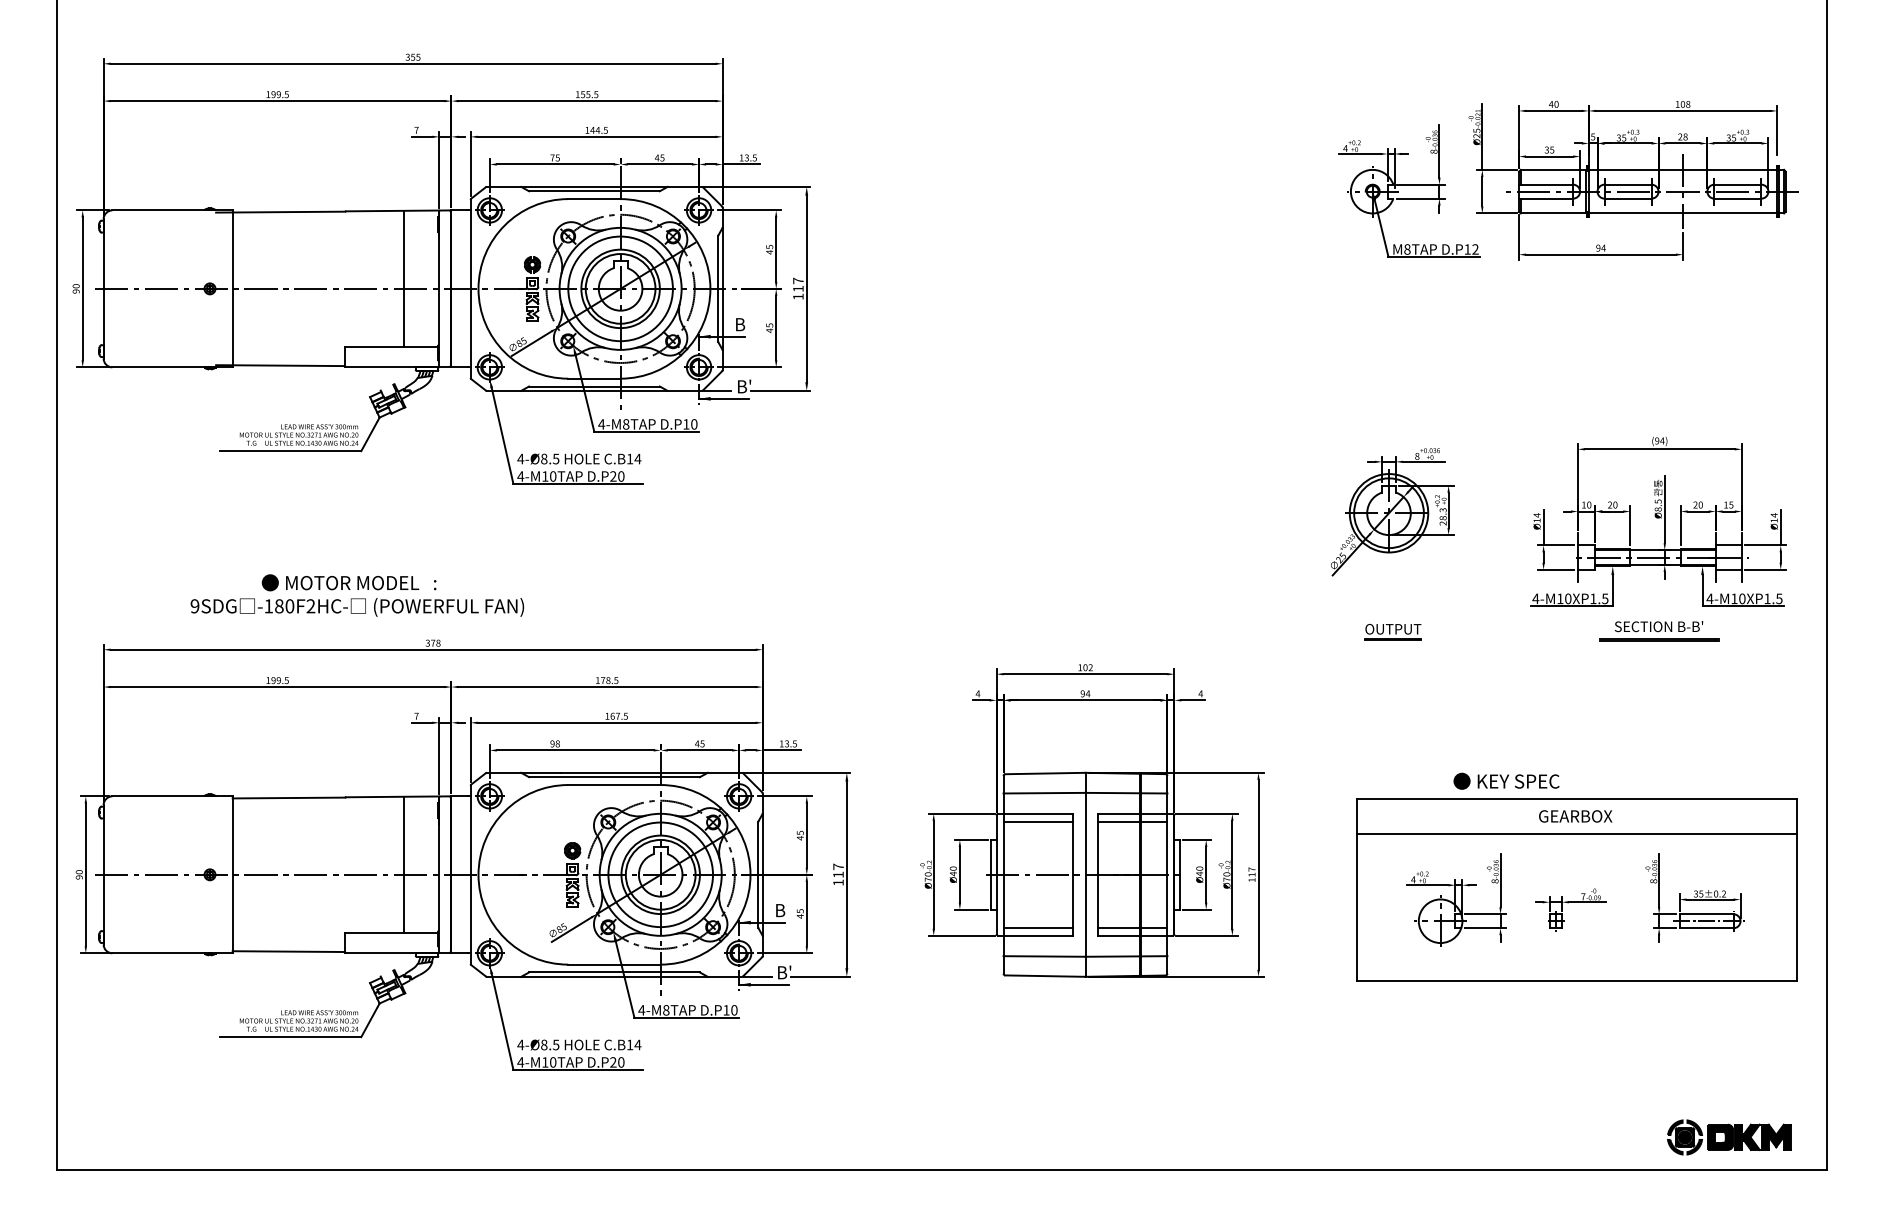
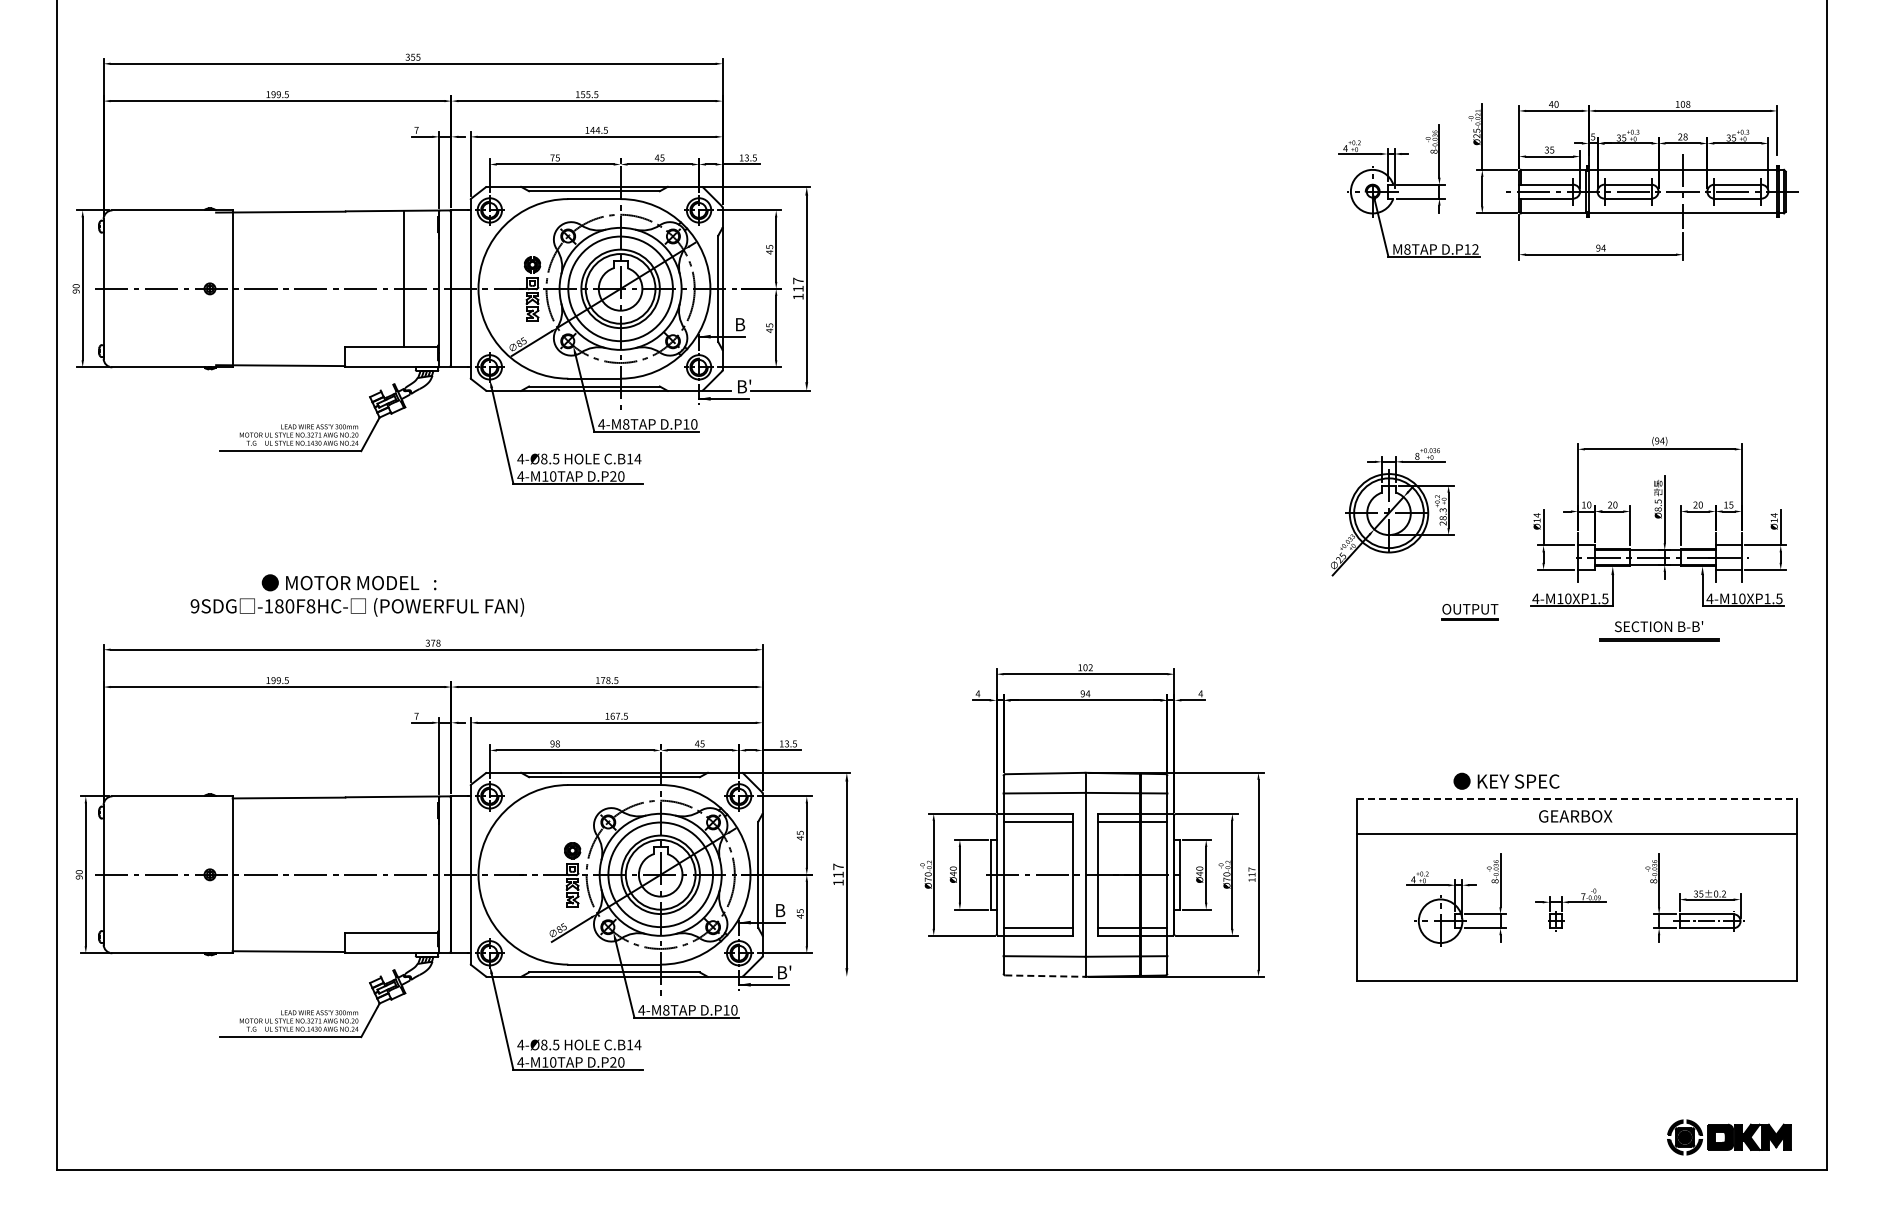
text: -180F2HC- -> -180F8HC- (310, 606)
part position: (1392, 632) -> (1469, 612) (1469, 612)
line: solid -> dashed (1577, 799)
line: present -> none (403, 864)
line: present -> none (820, 976)
line: solid -> dashed (1045, 976)
